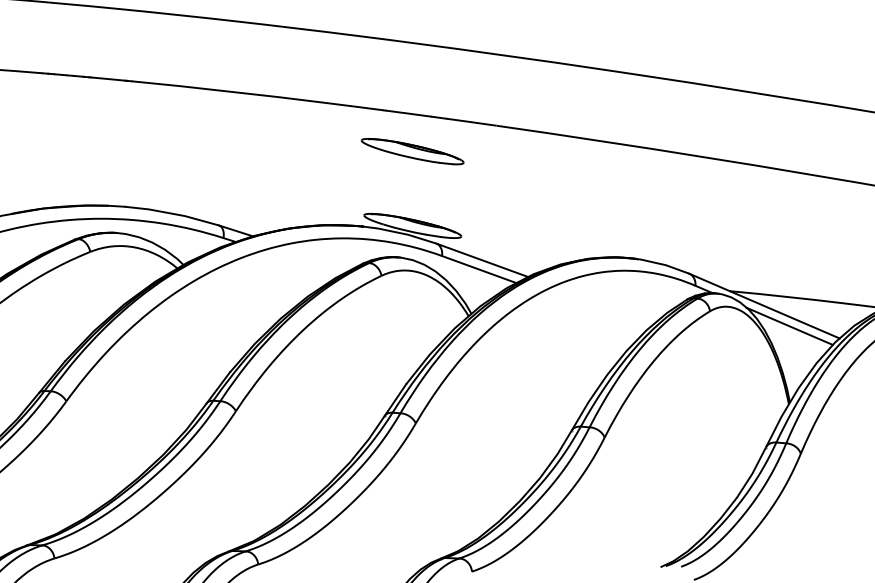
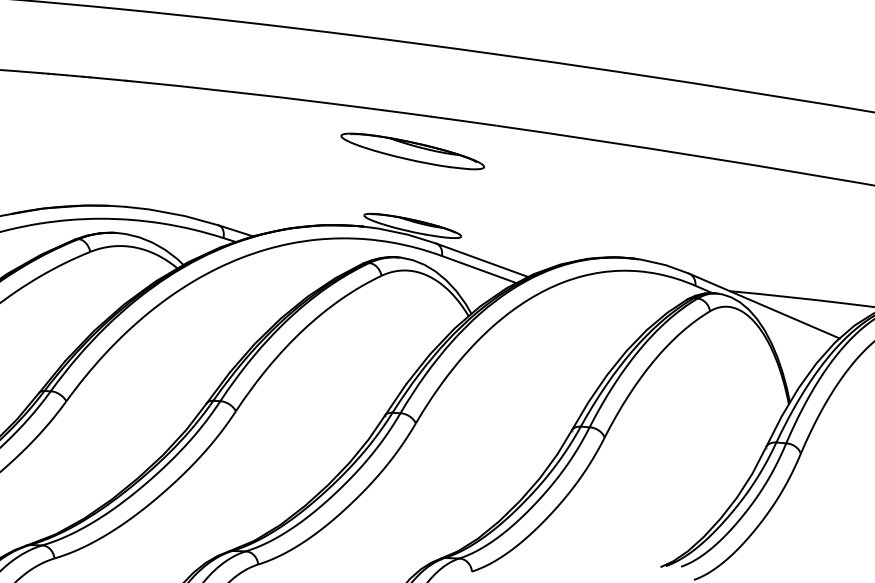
part size: 105x28 px -> 145x39 px (412, 151)
line: present -> none (789, 325)
